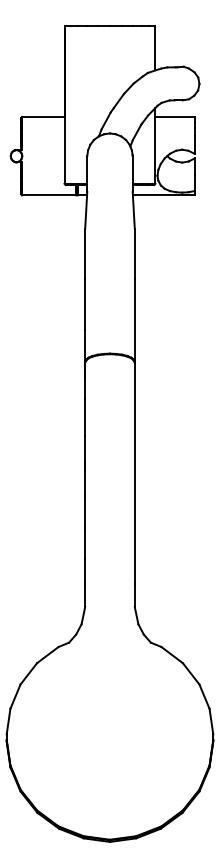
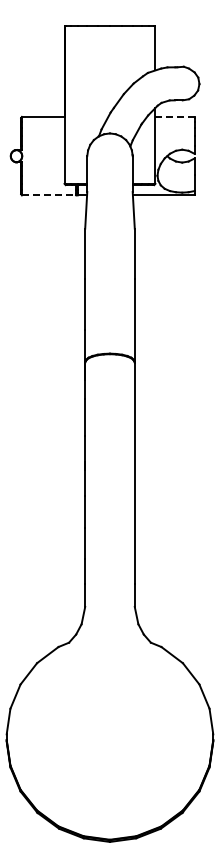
line: solid -> dashed (175, 116)
line: solid -> dashed (49, 195)
